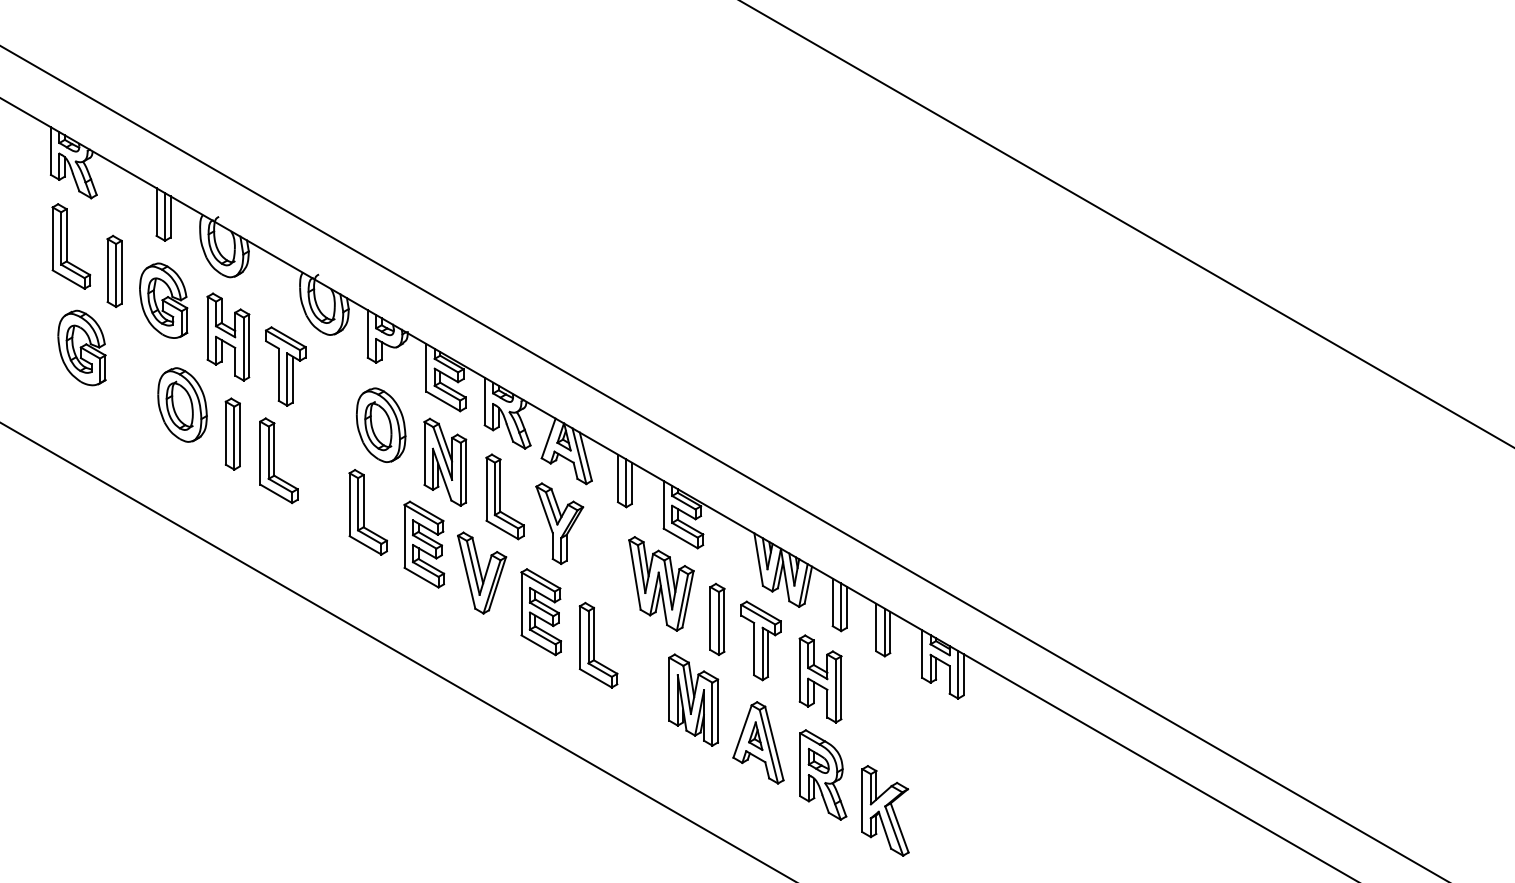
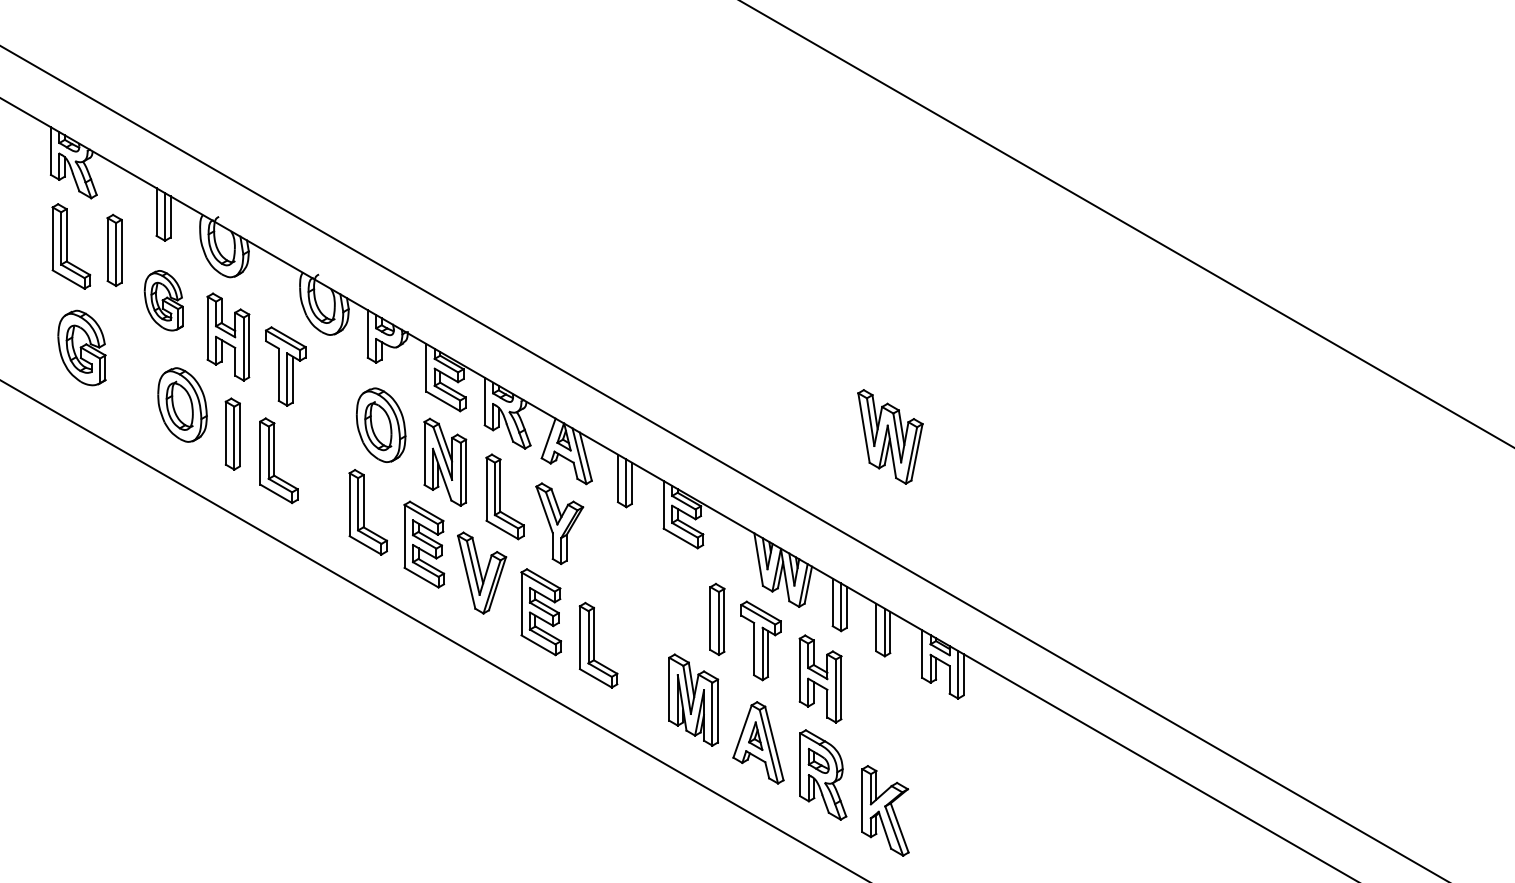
part position: (114, 270) -> (114, 249) (114, 249)
part size: 50x77 px -> 41x62 px (163, 300)
part position: (661, 583) -> (890, 436) (890, 436)
line position: (397, 651) -> (433, 630) (433, 630)
